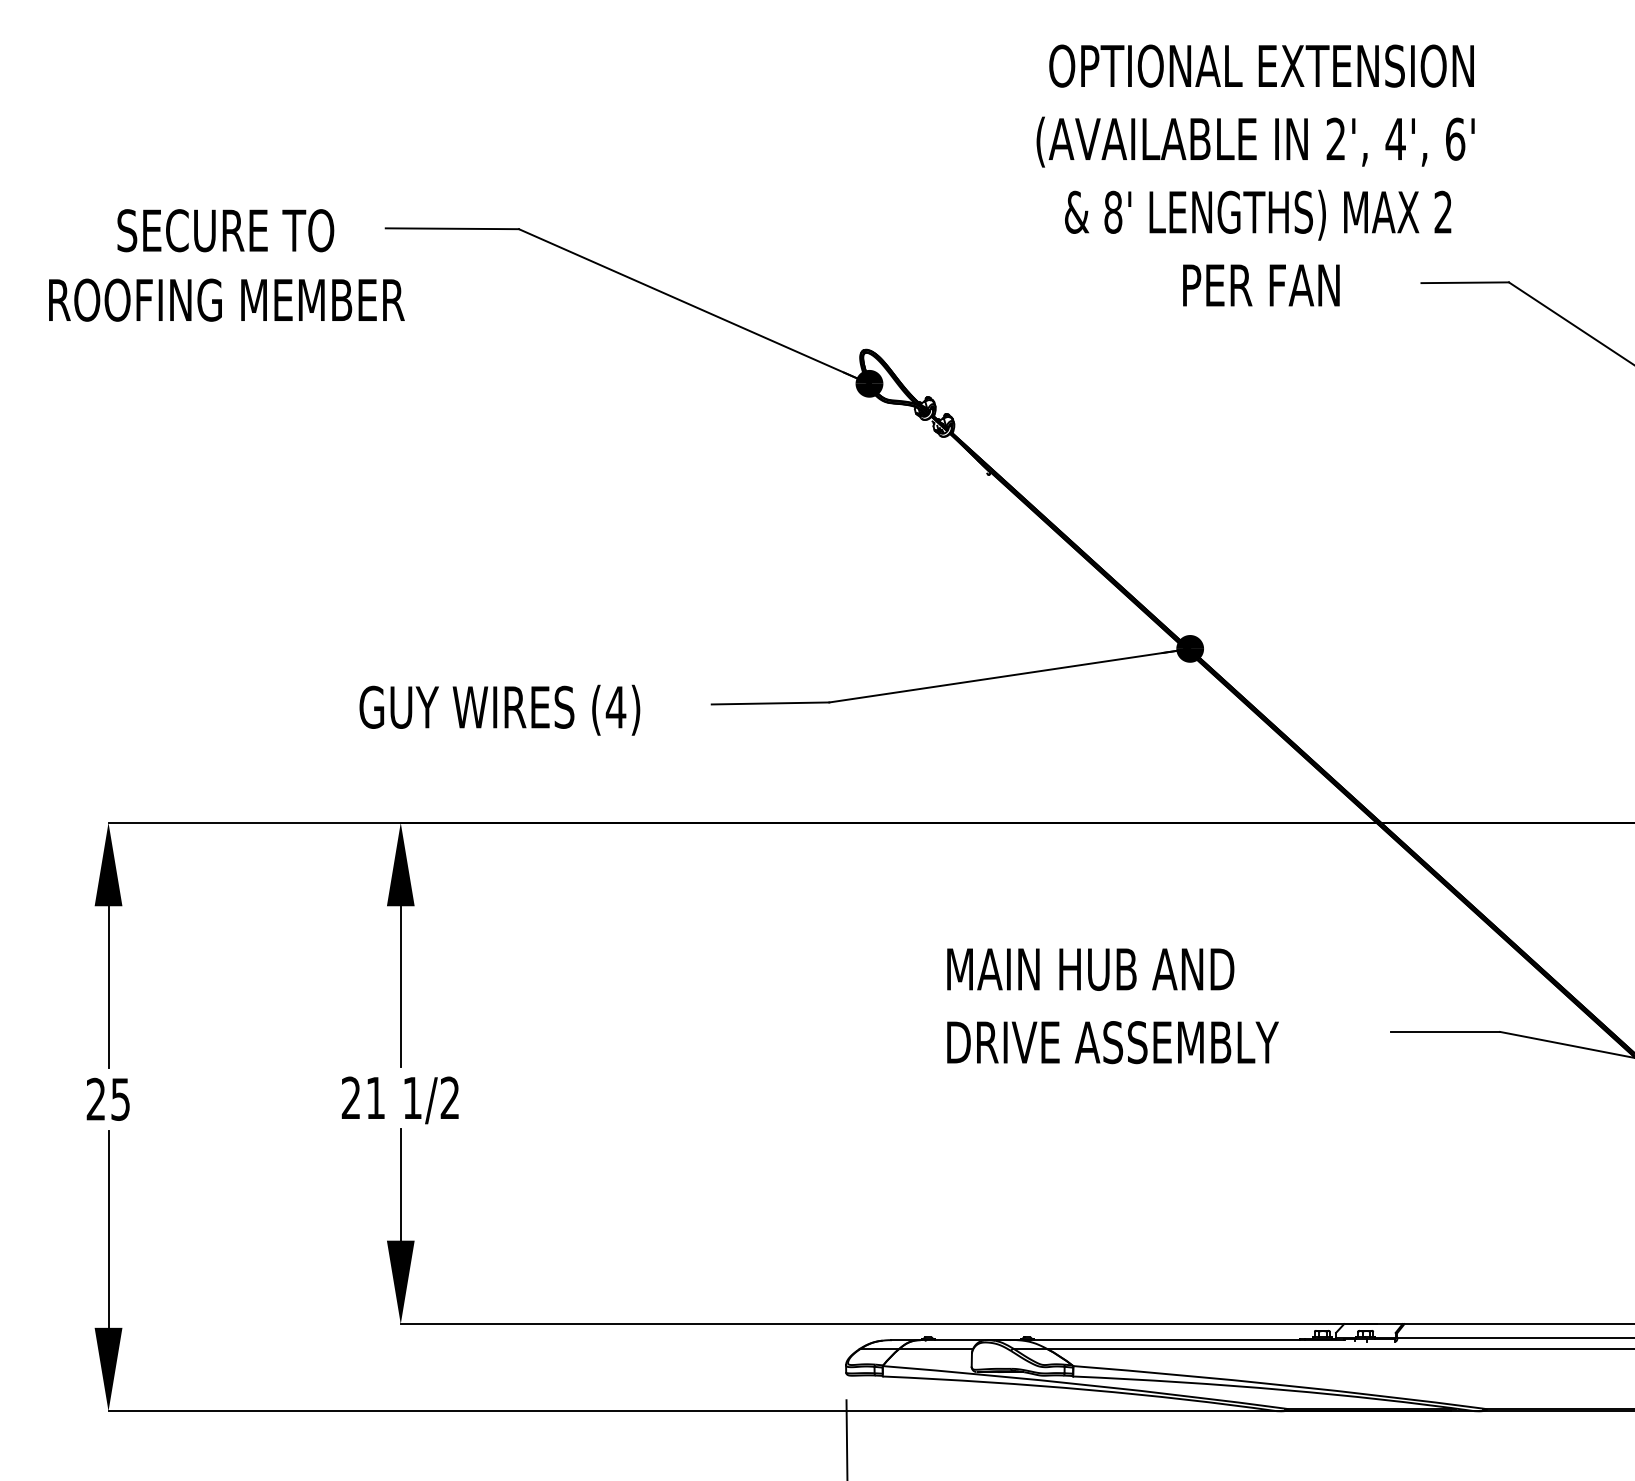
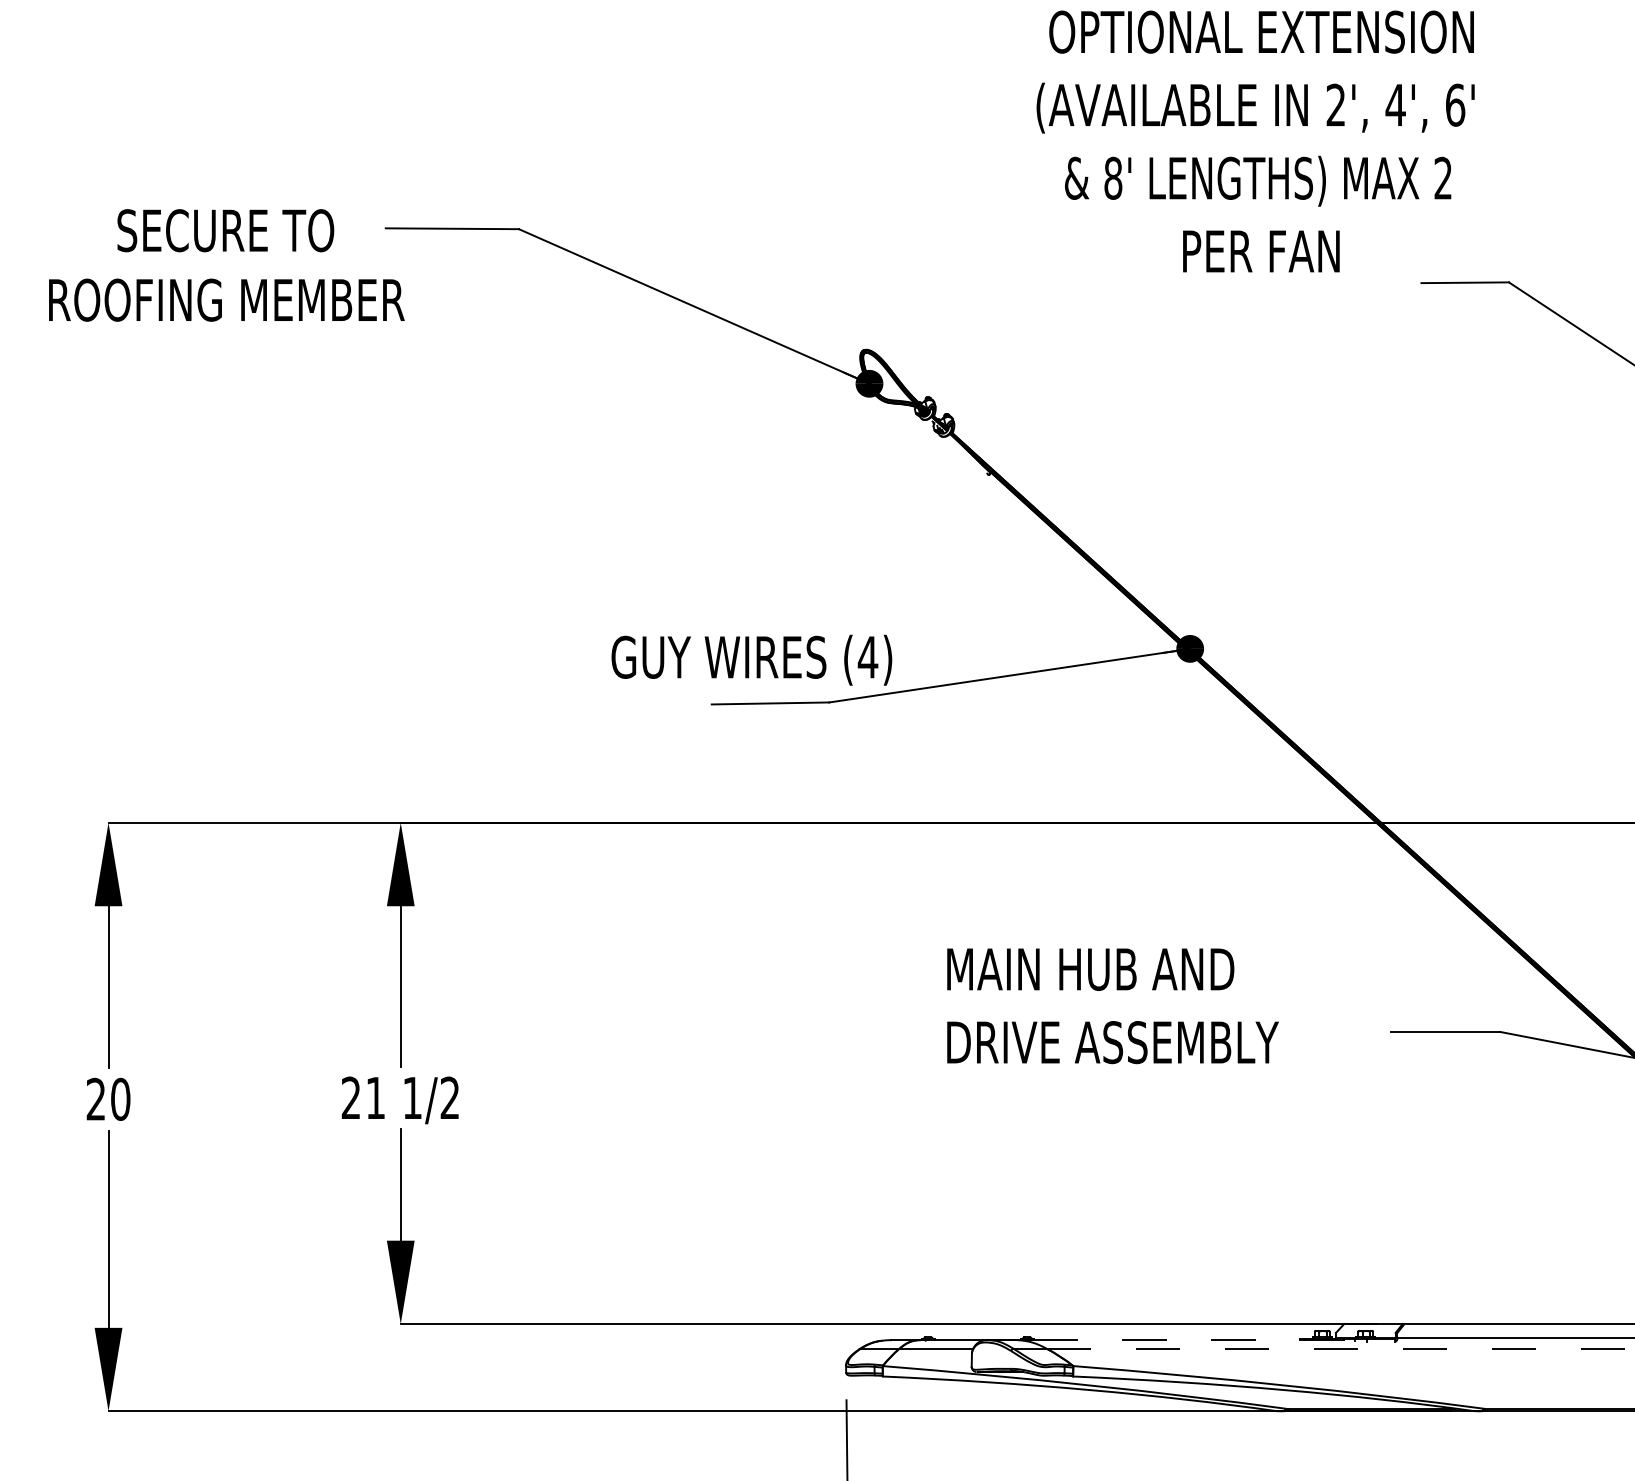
text position: (1255, 175) -> (1255, 141) (1255, 141)
text position: (499, 709) -> (751, 659) (751, 659)
text: 25 -> 20 (120, 1098)
line: solid -> dashed (1188, 1340)
line: solid -> dashed (1341, 1348)
